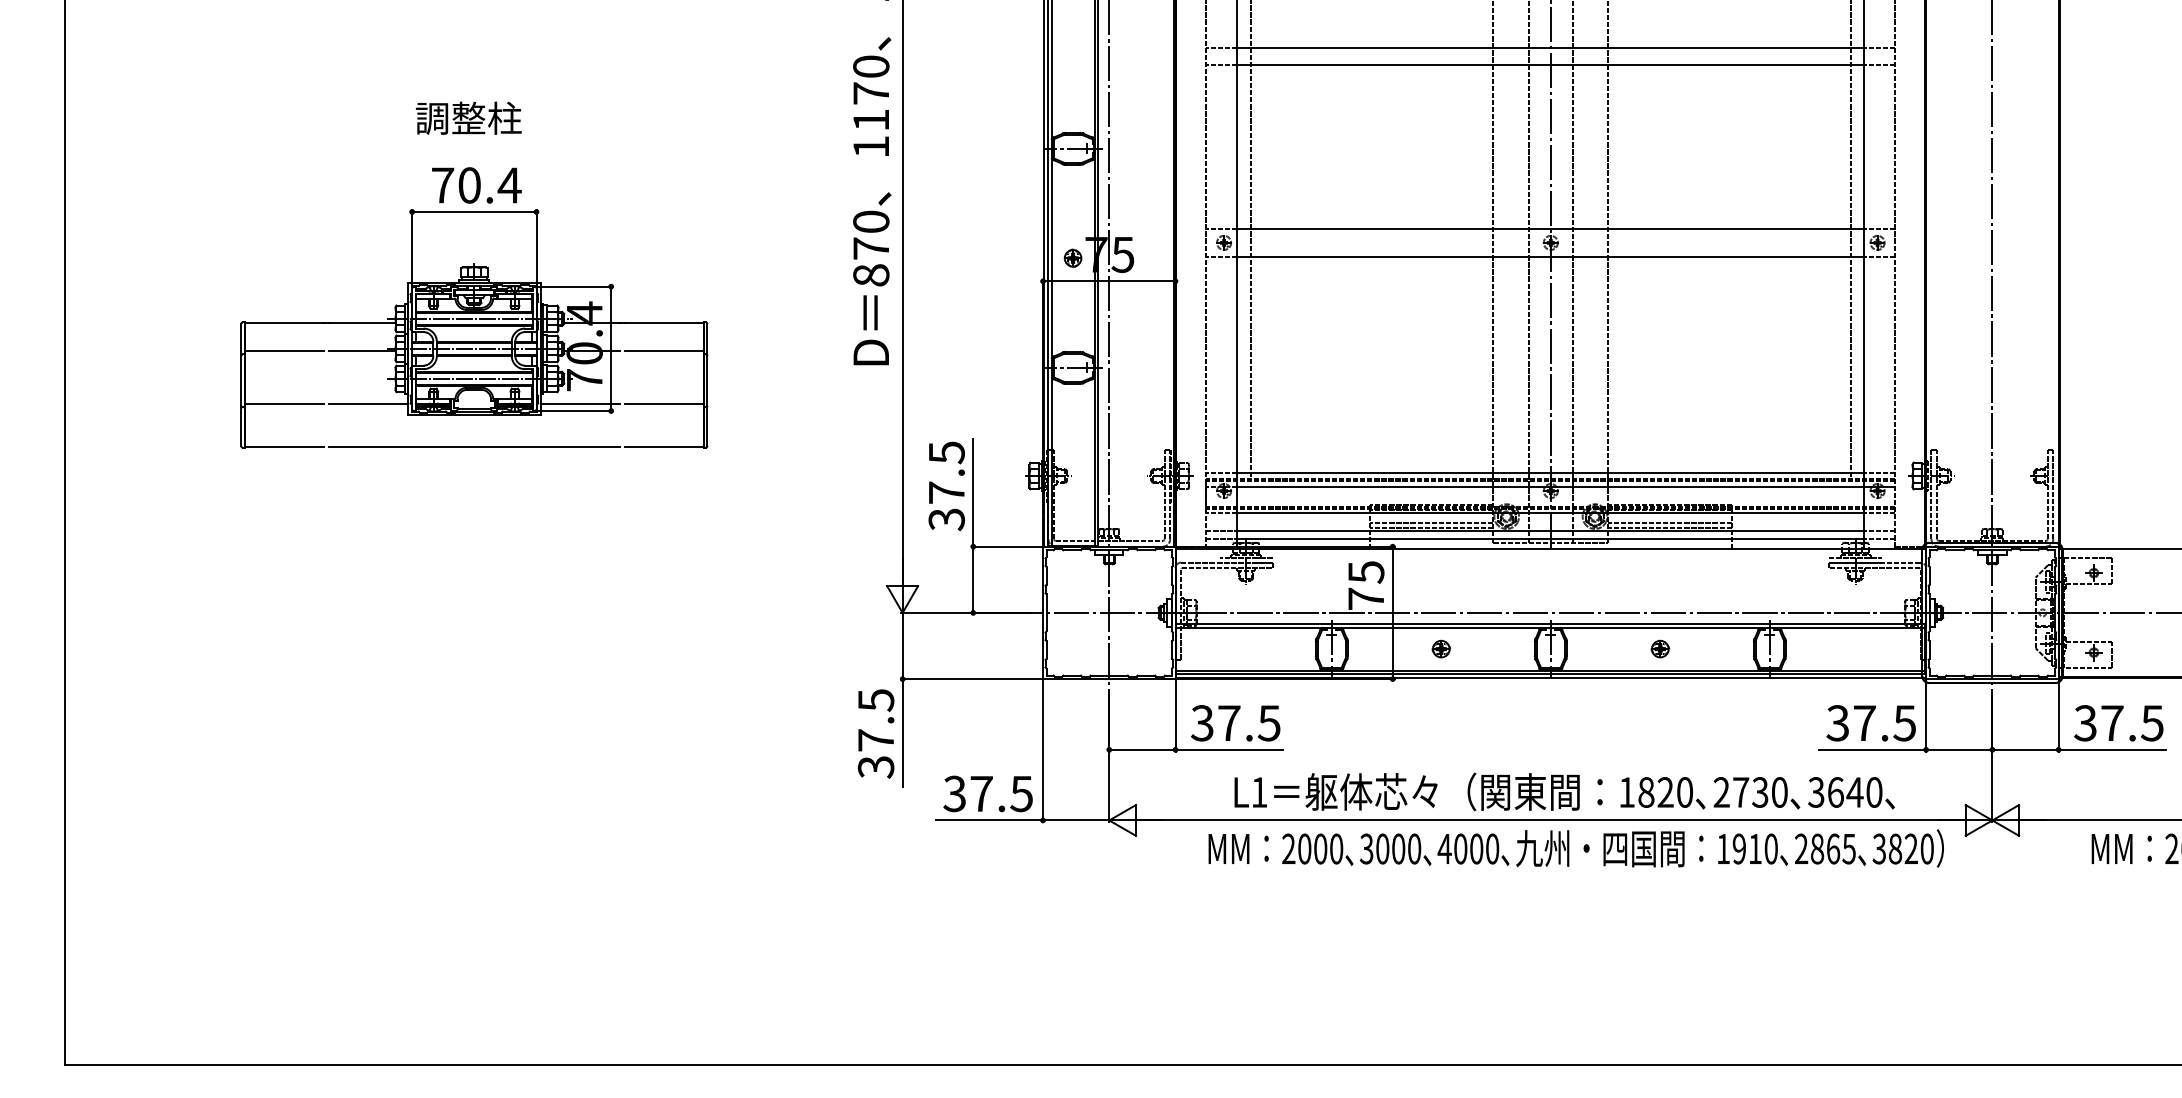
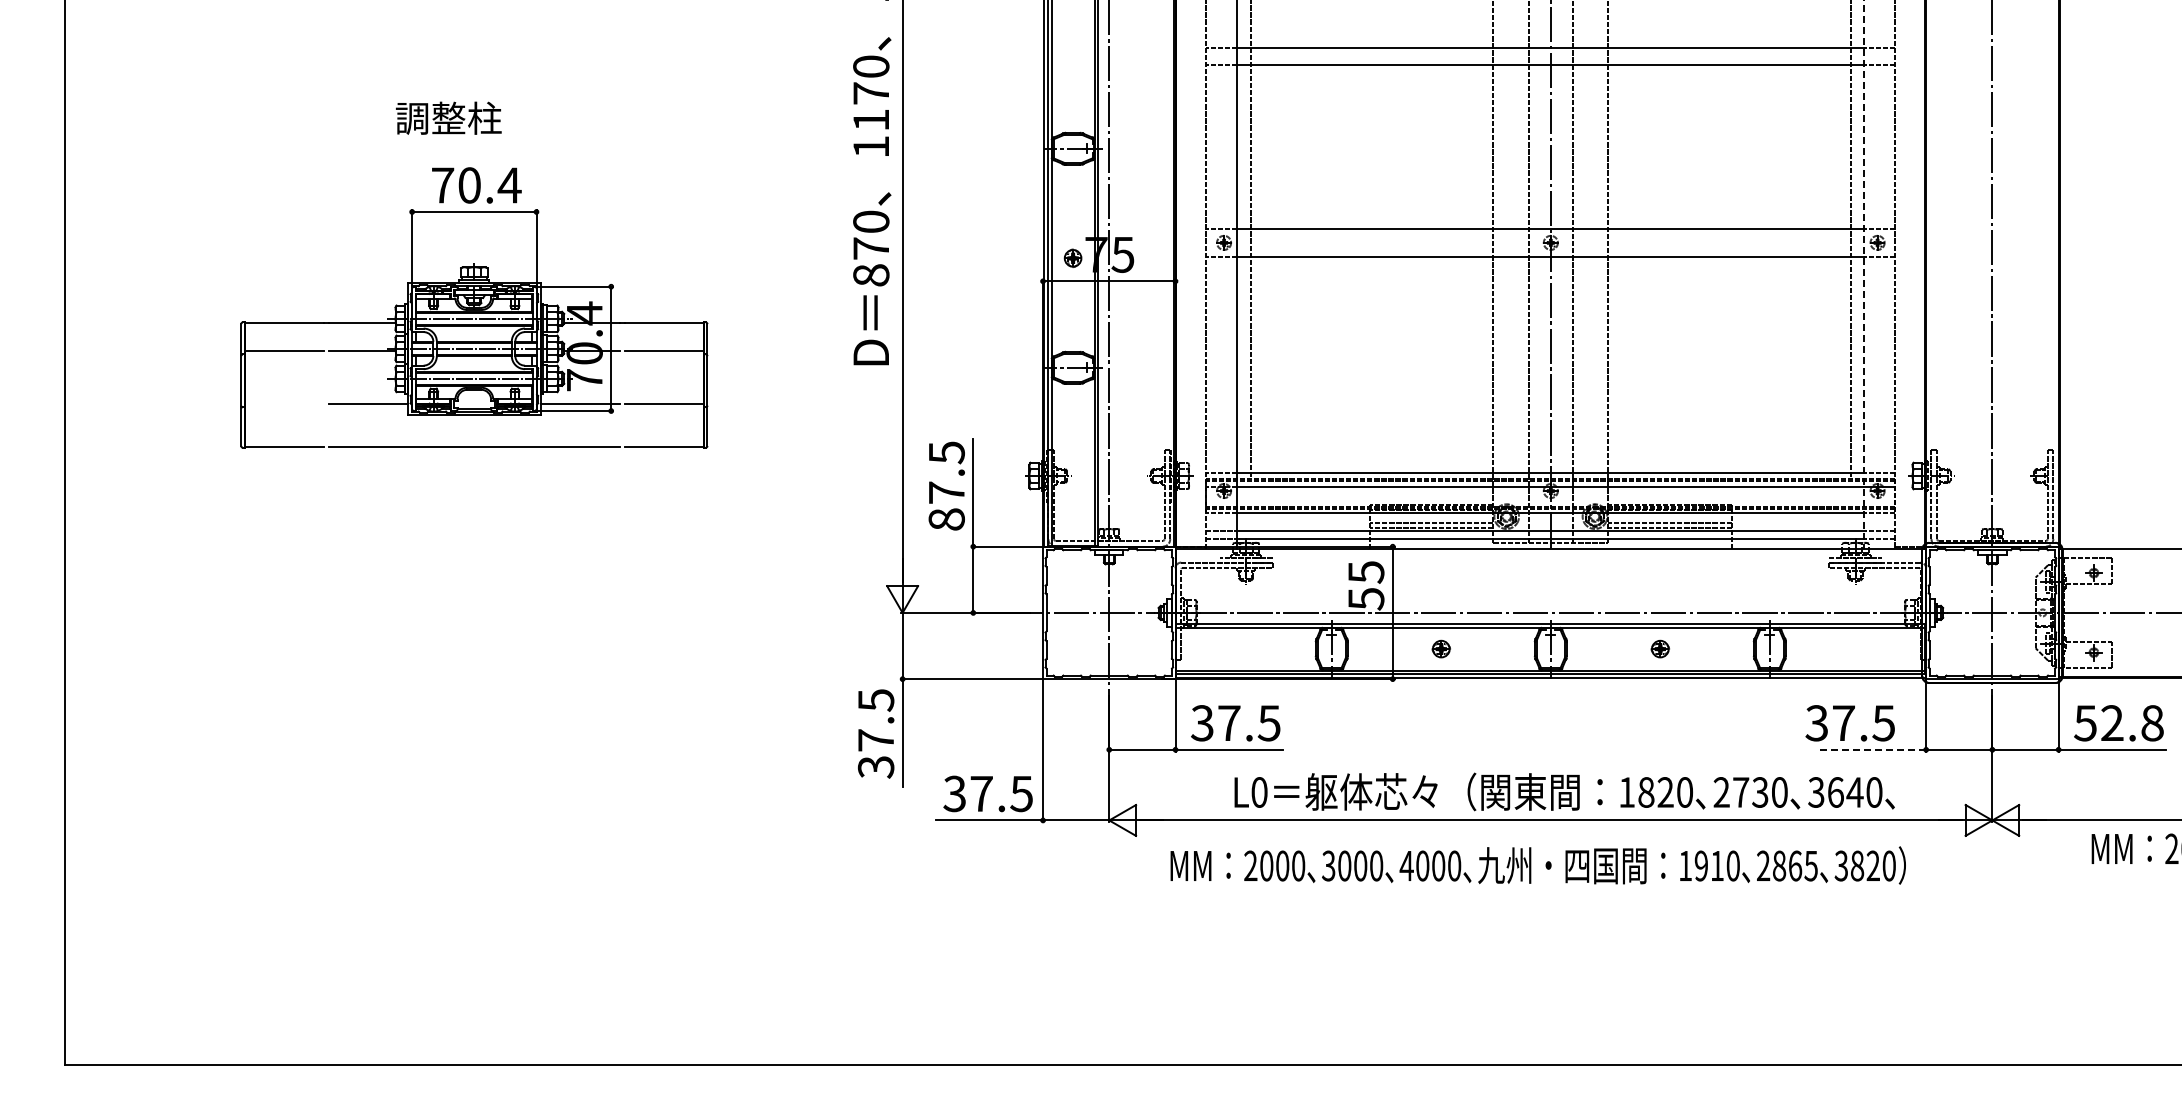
text position: (468, 117) -> (448, 117) (448, 117)
line: solid -> dashed (1864, 275)
line: present -> none (283, 403)
text: 37.5 -> 87.5 (946, 519)
text: 75 -> 55 (1366, 598)
text position: (1870, 723) -> (1849, 723) (1849, 723)
text: 37.5 -> 52.8 (2118, 723)
line: solid -> dashed (1872, 749)
text: L1 -> L0 (1259, 792)
text position: (1575, 848) -> (1537, 865) (1537, 865)
